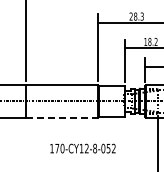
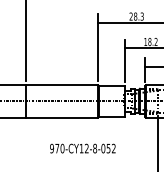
line: dashed -> solid (62, 117)
text: 170-CY12-8-052 -> 970-CY12-8-052 (51, 148)
